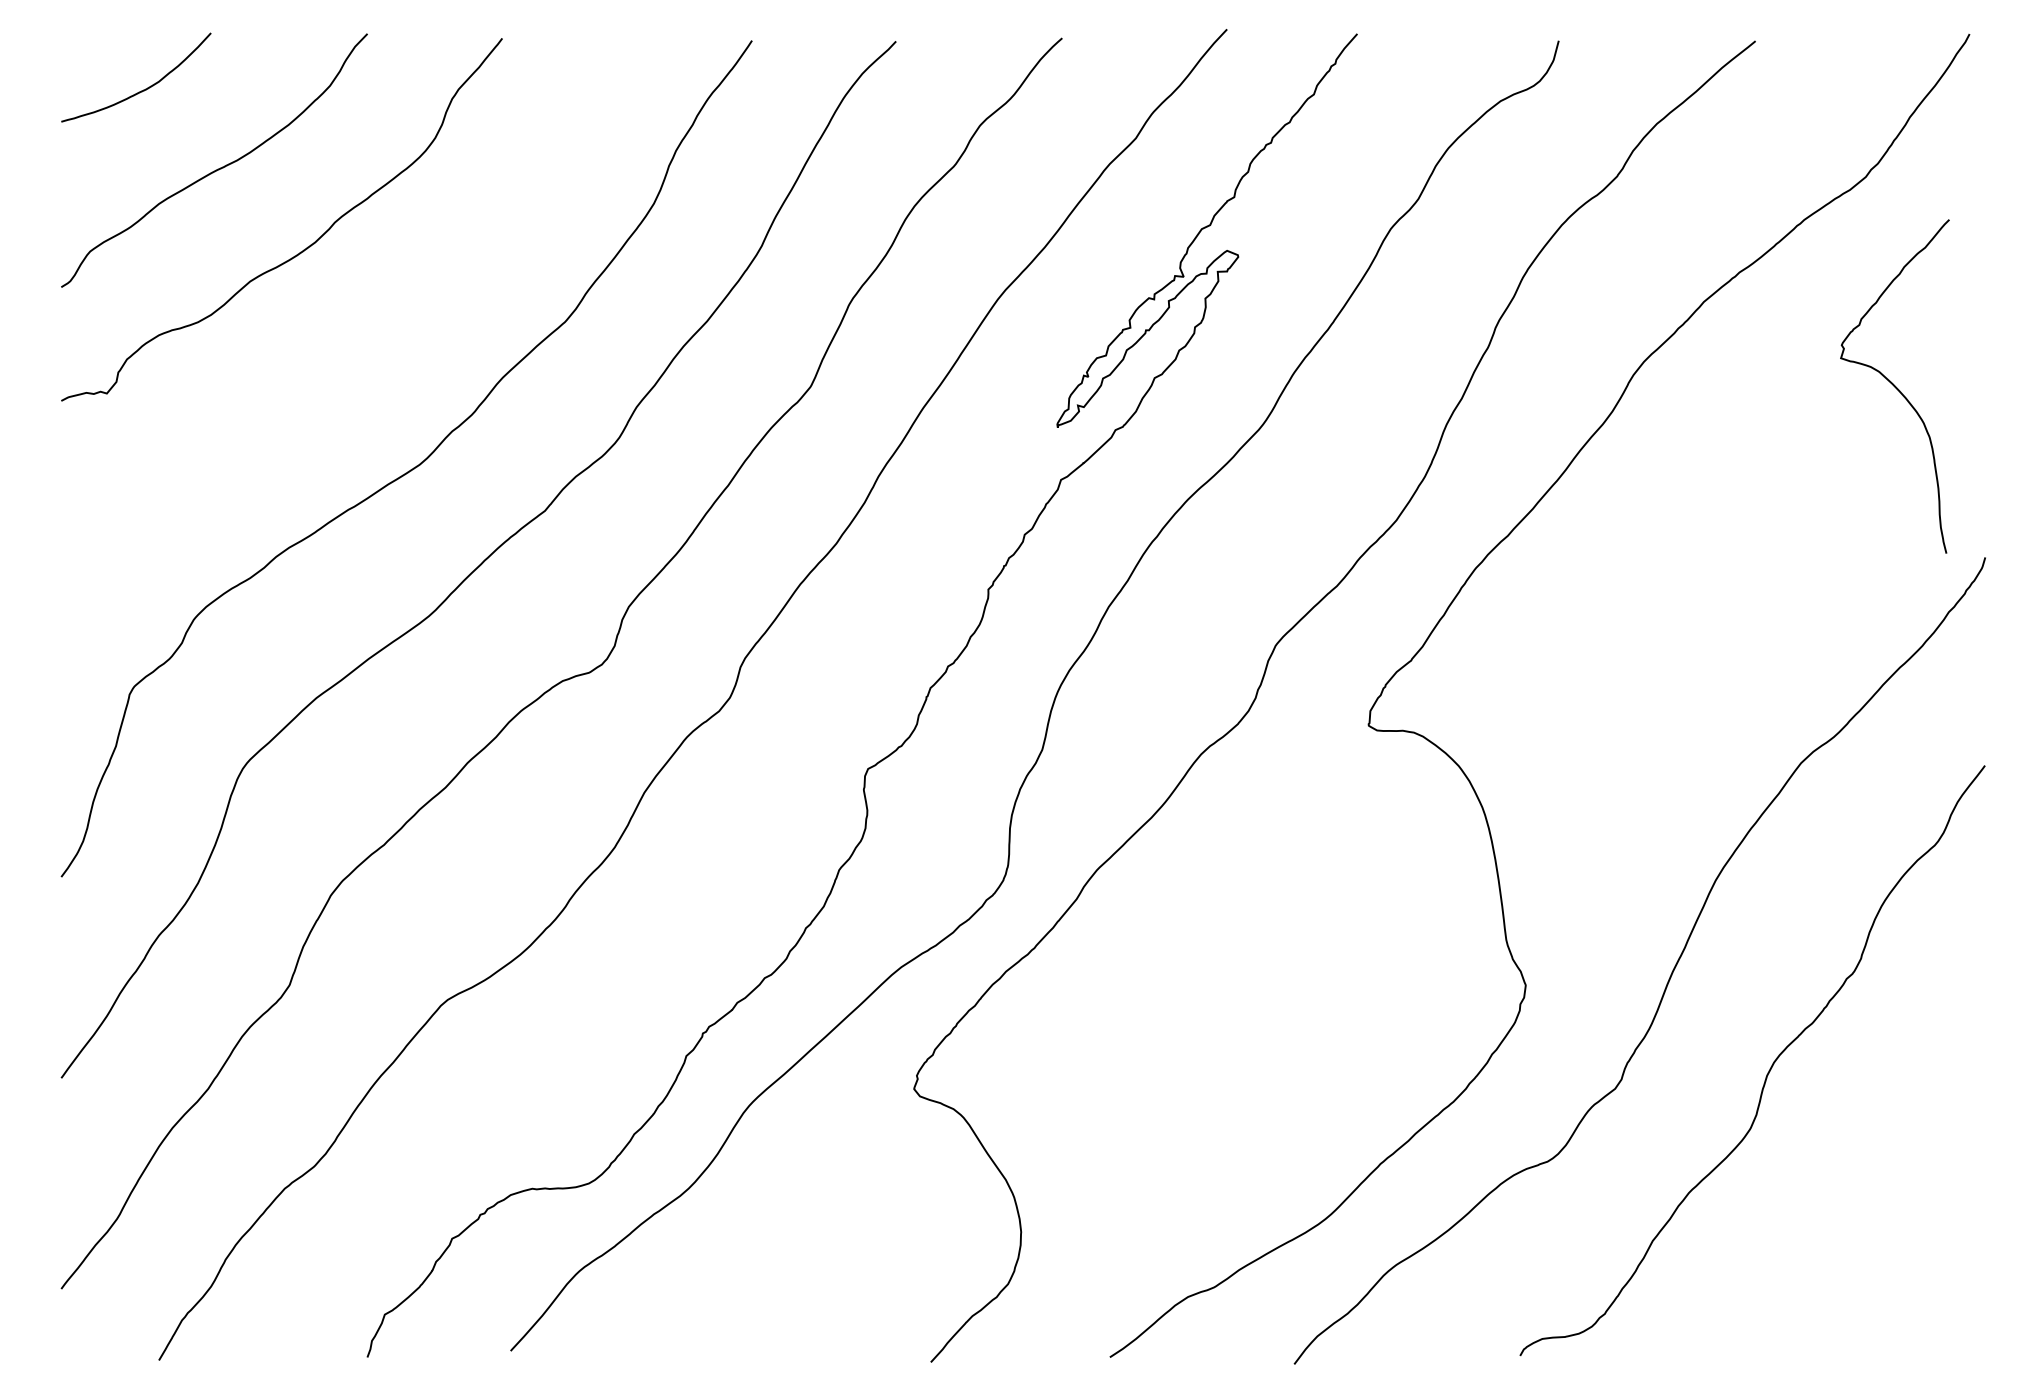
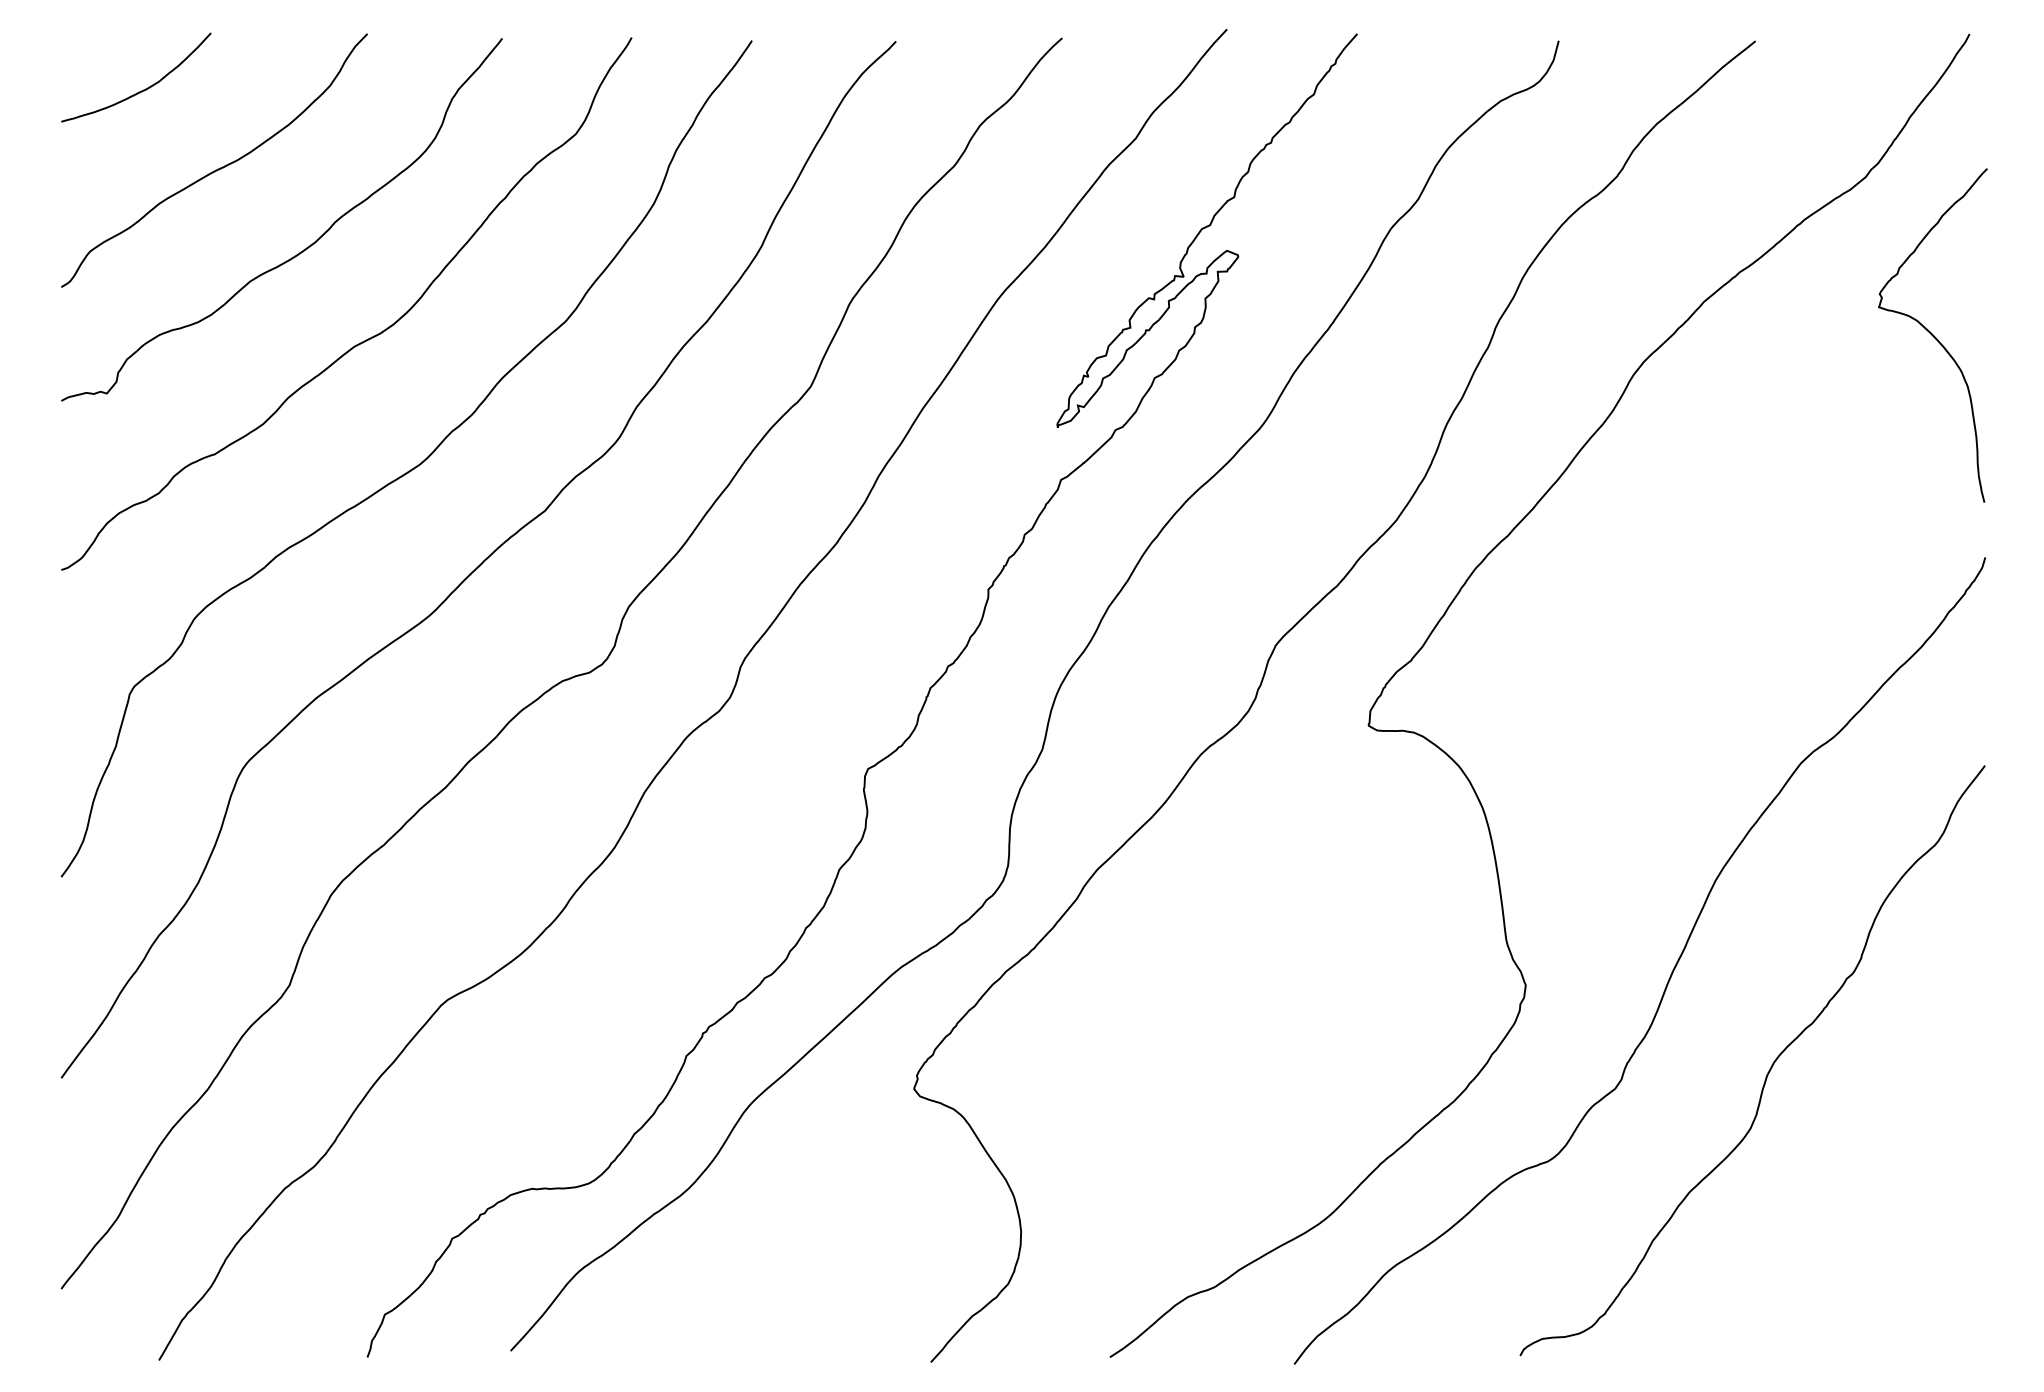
curve: none -> present (364, 340)
curve position: (1894, 386) -> (1932, 335) (1932, 335)
